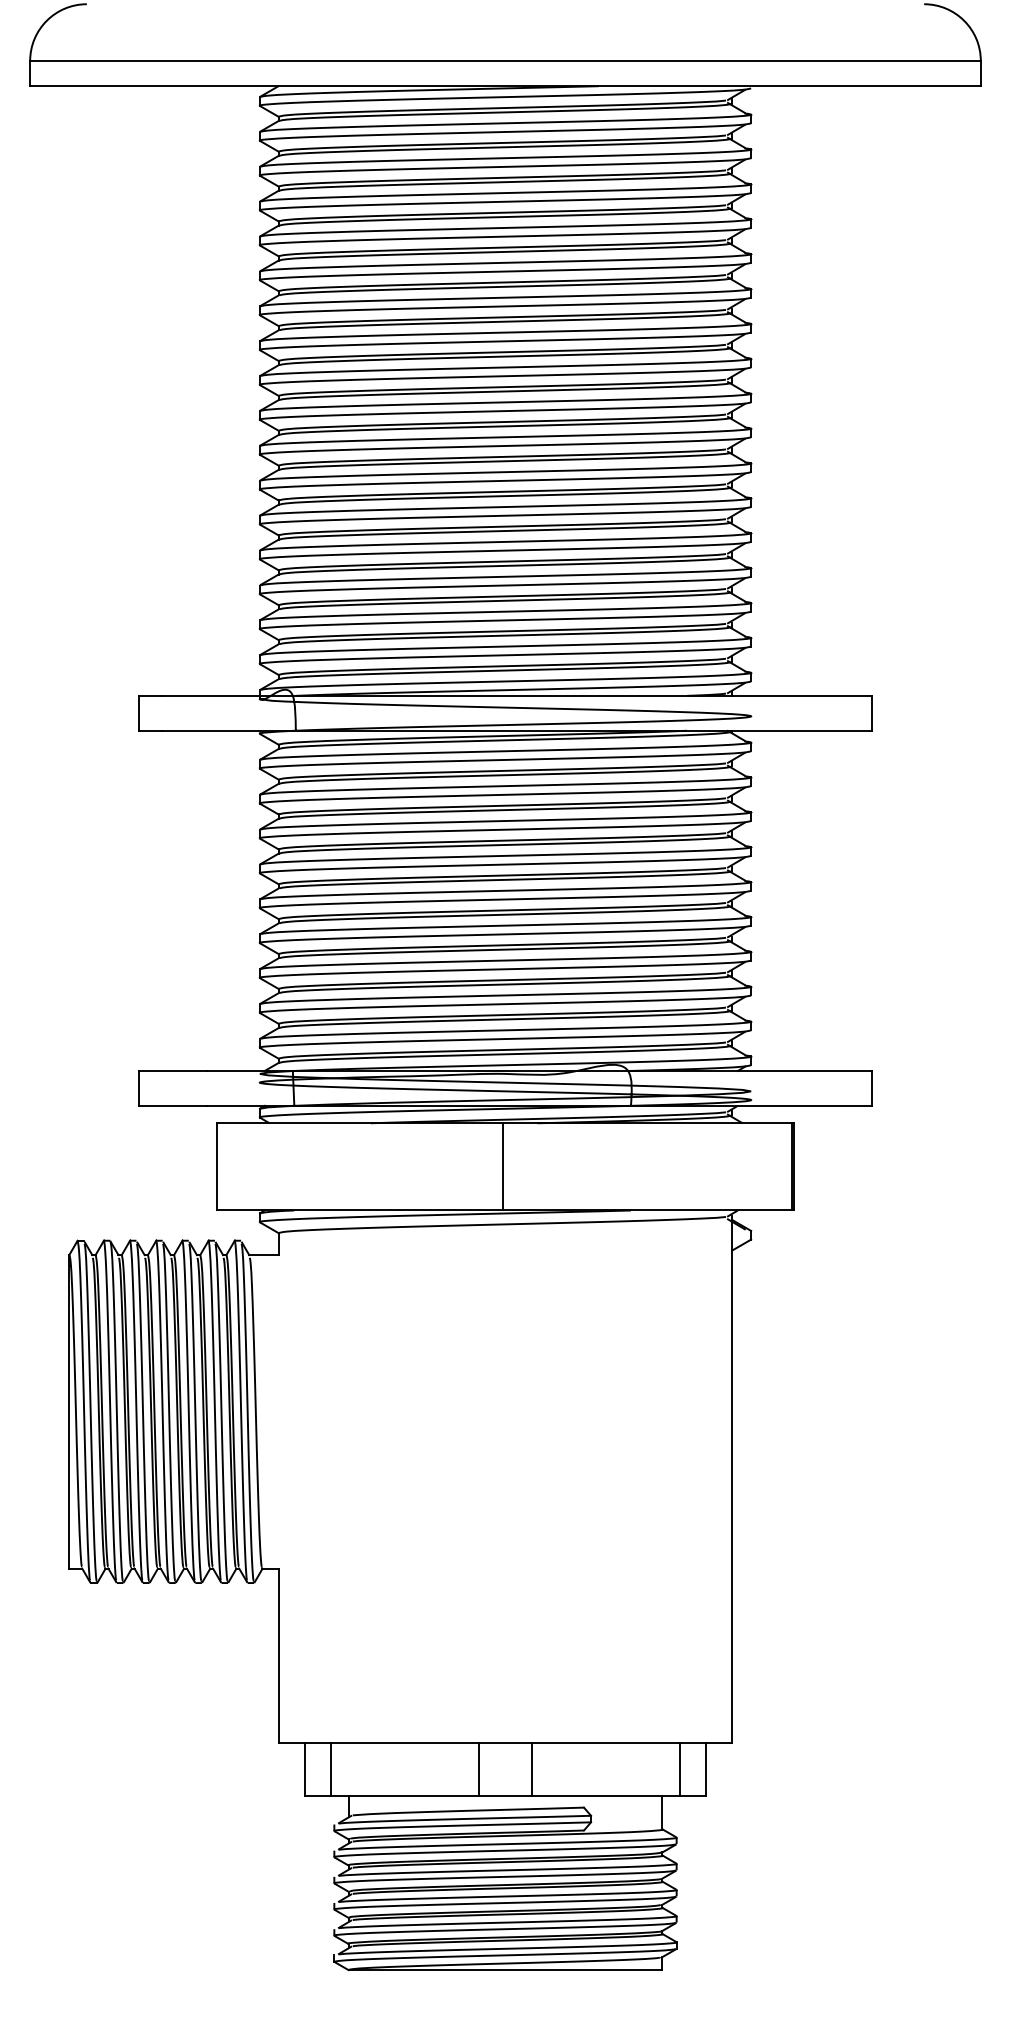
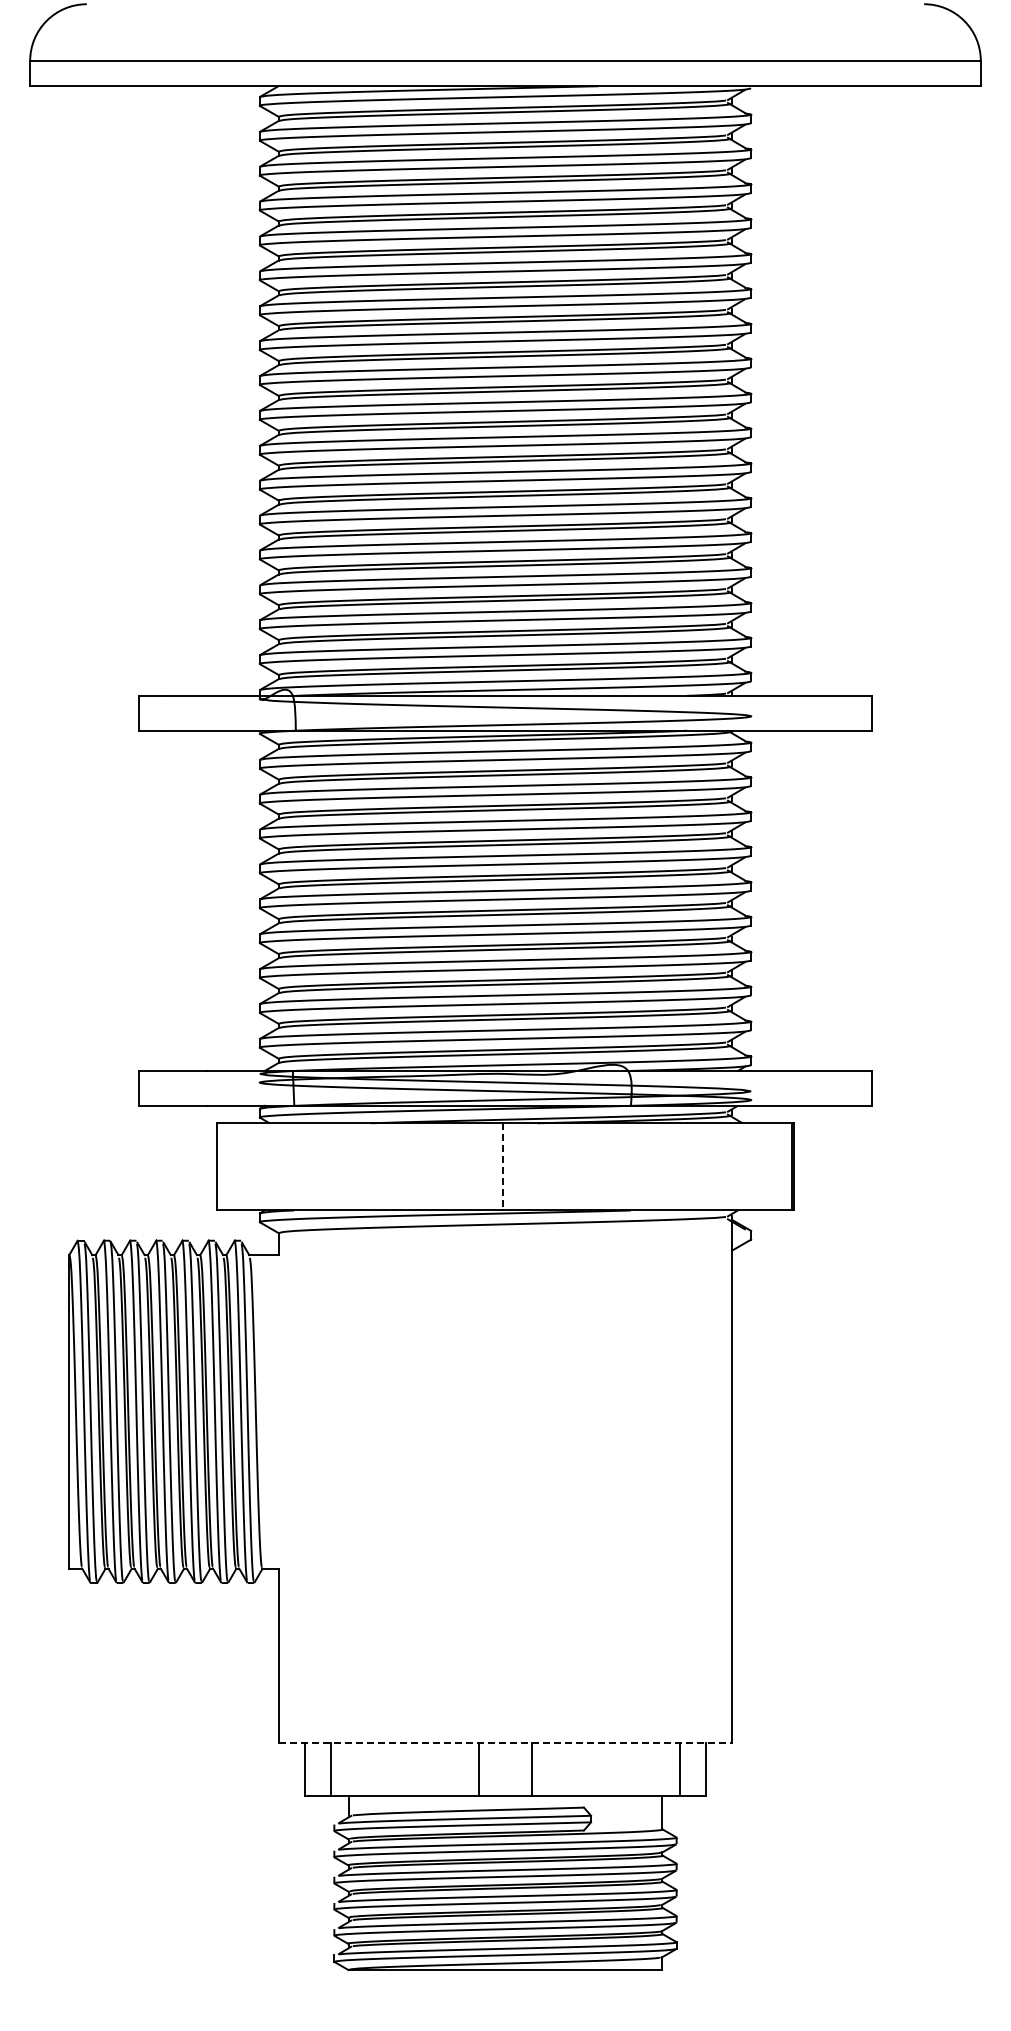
line: solid -> dashed (503, 1166)
line: solid -> dashed (505, 1743)
